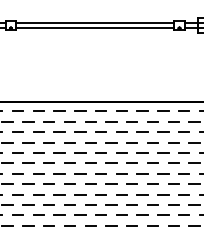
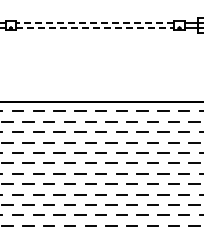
line: solid -> dashed (94, 22)
line: solid -> dashed (95, 28)
